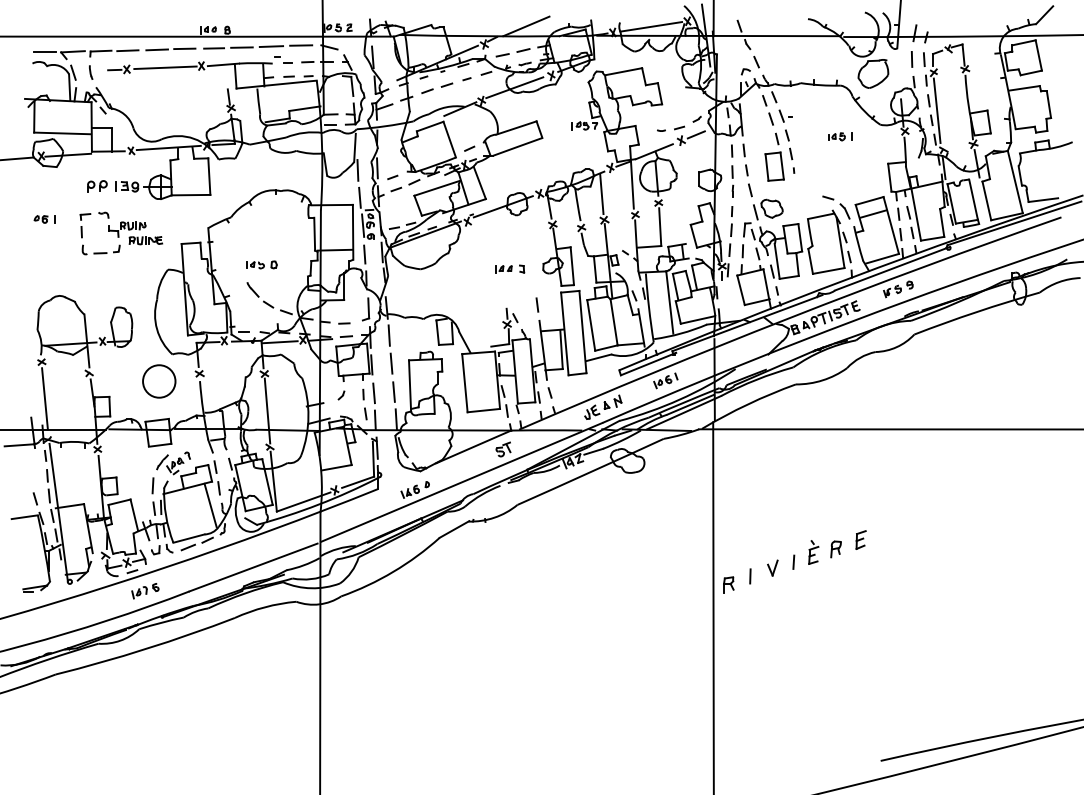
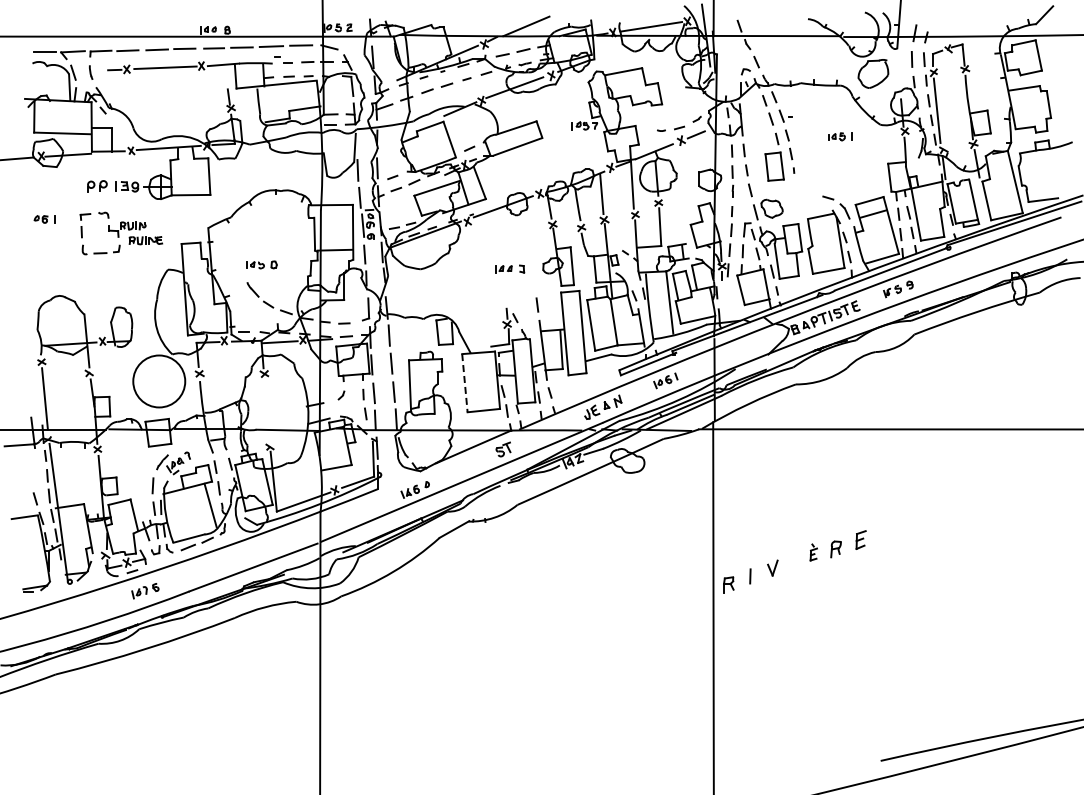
circle diameter: 32 px -> 52 px (159, 381)
line: solid -> dashed (464, 383)
line: present -> none (267, 410)
part size: 12x25 px -> 9x19 px (813, 552)
line: present -> none (793, 561)
